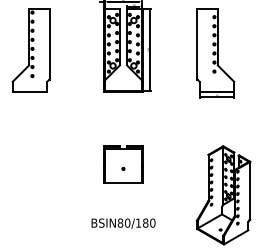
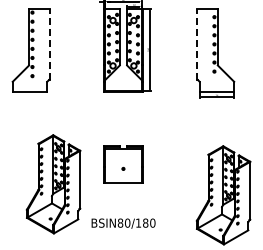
line: solid -> dashed (49, 44)
line: solid -> dashed (196, 44)
part: none -> present (53, 184)
